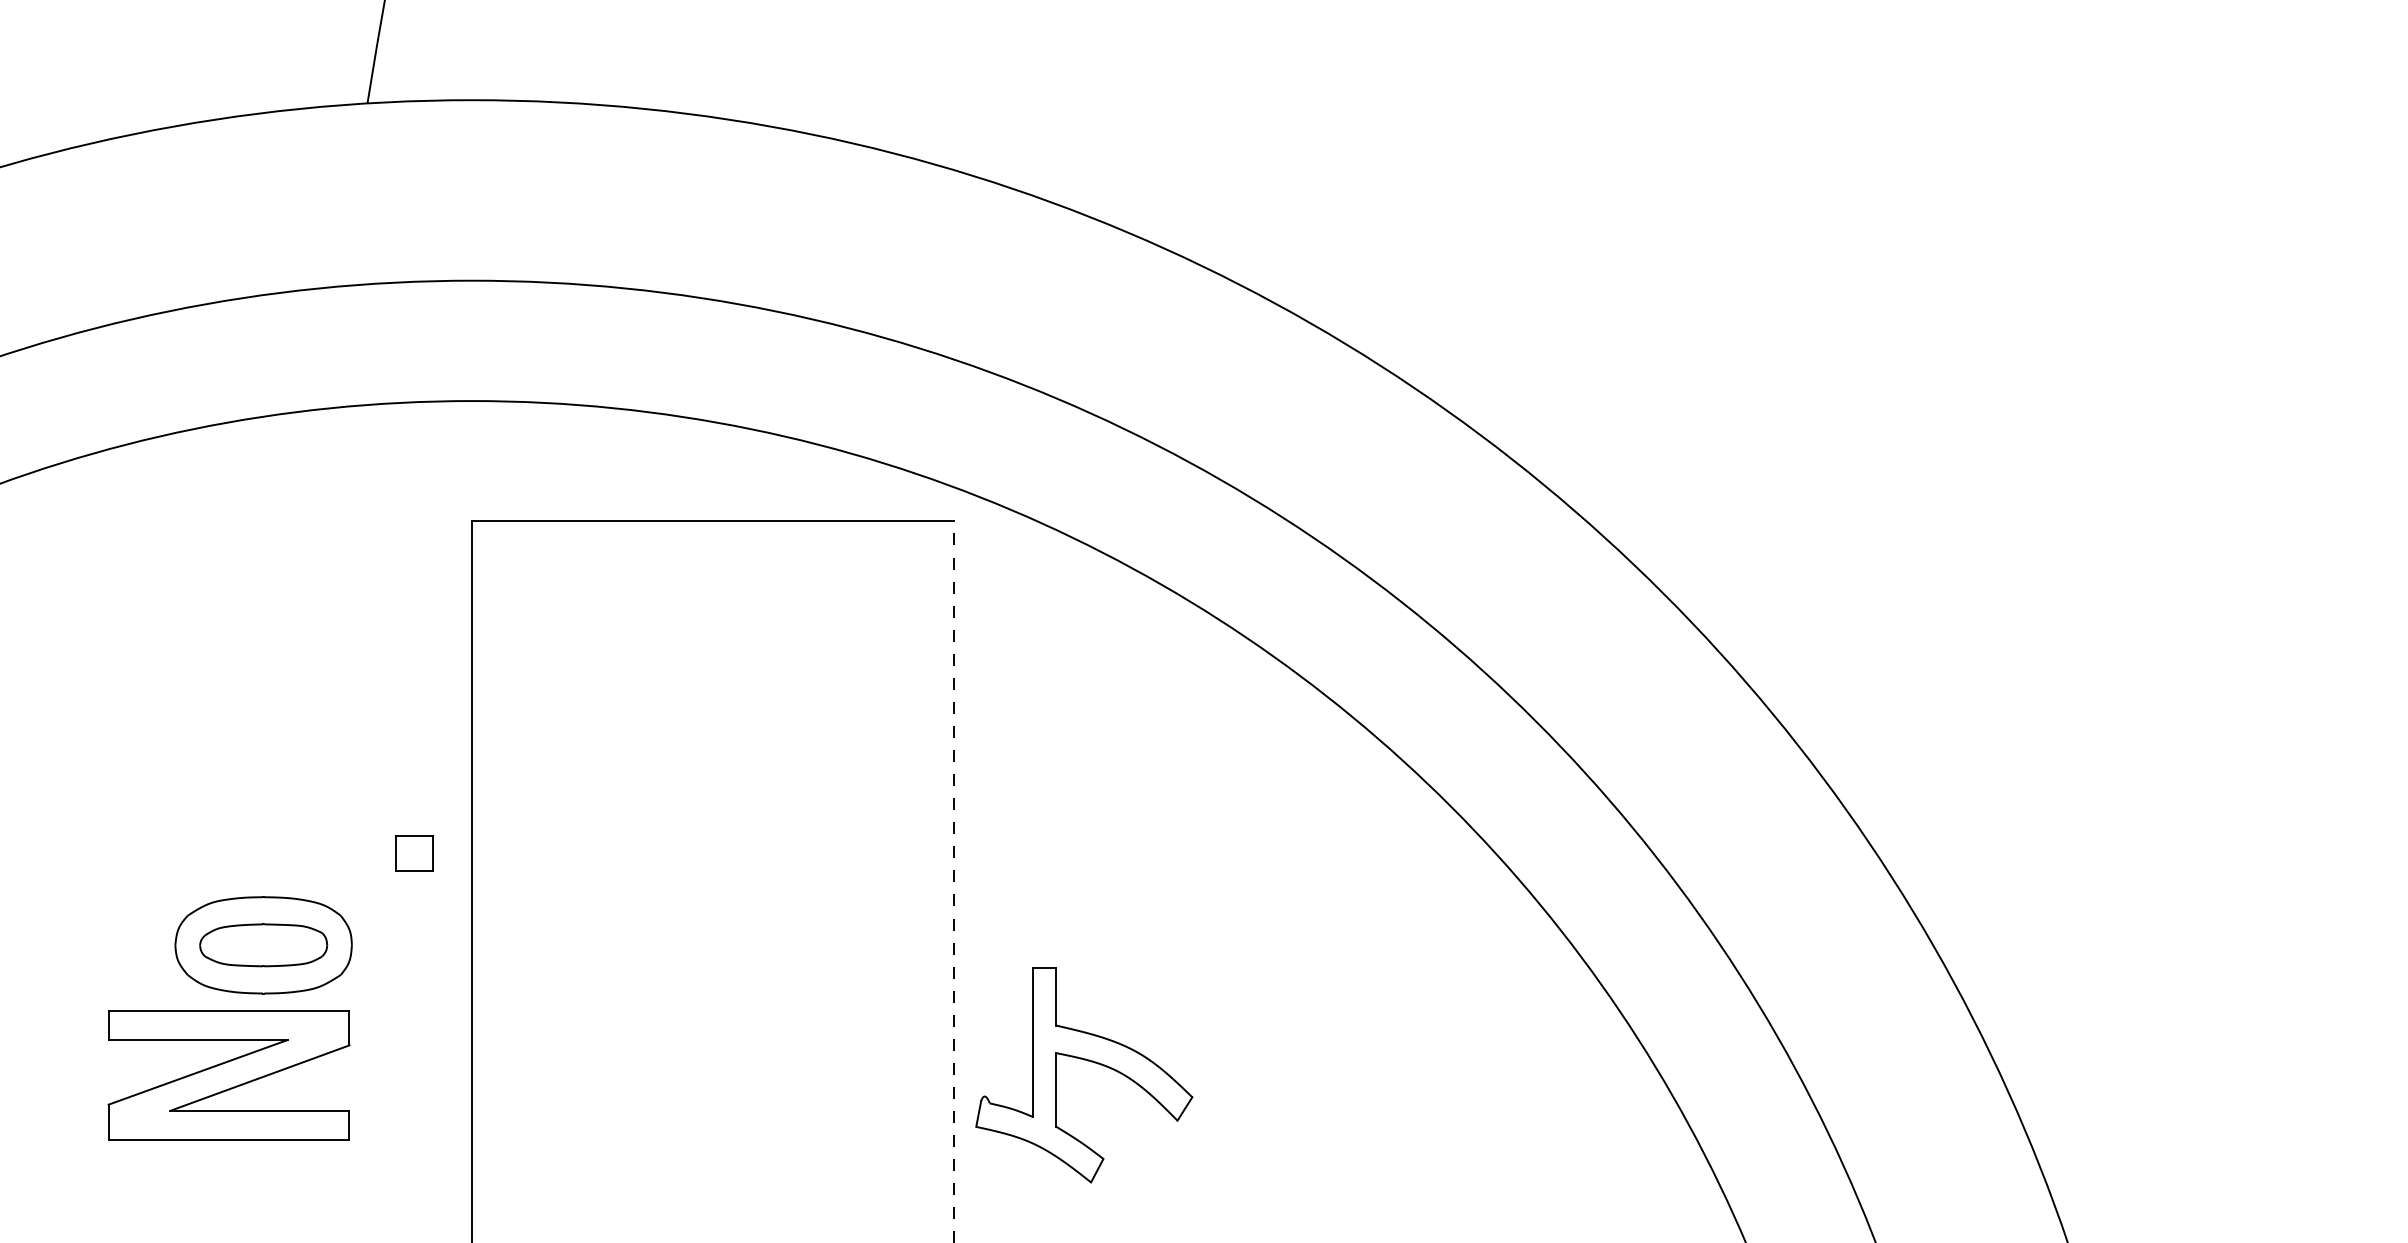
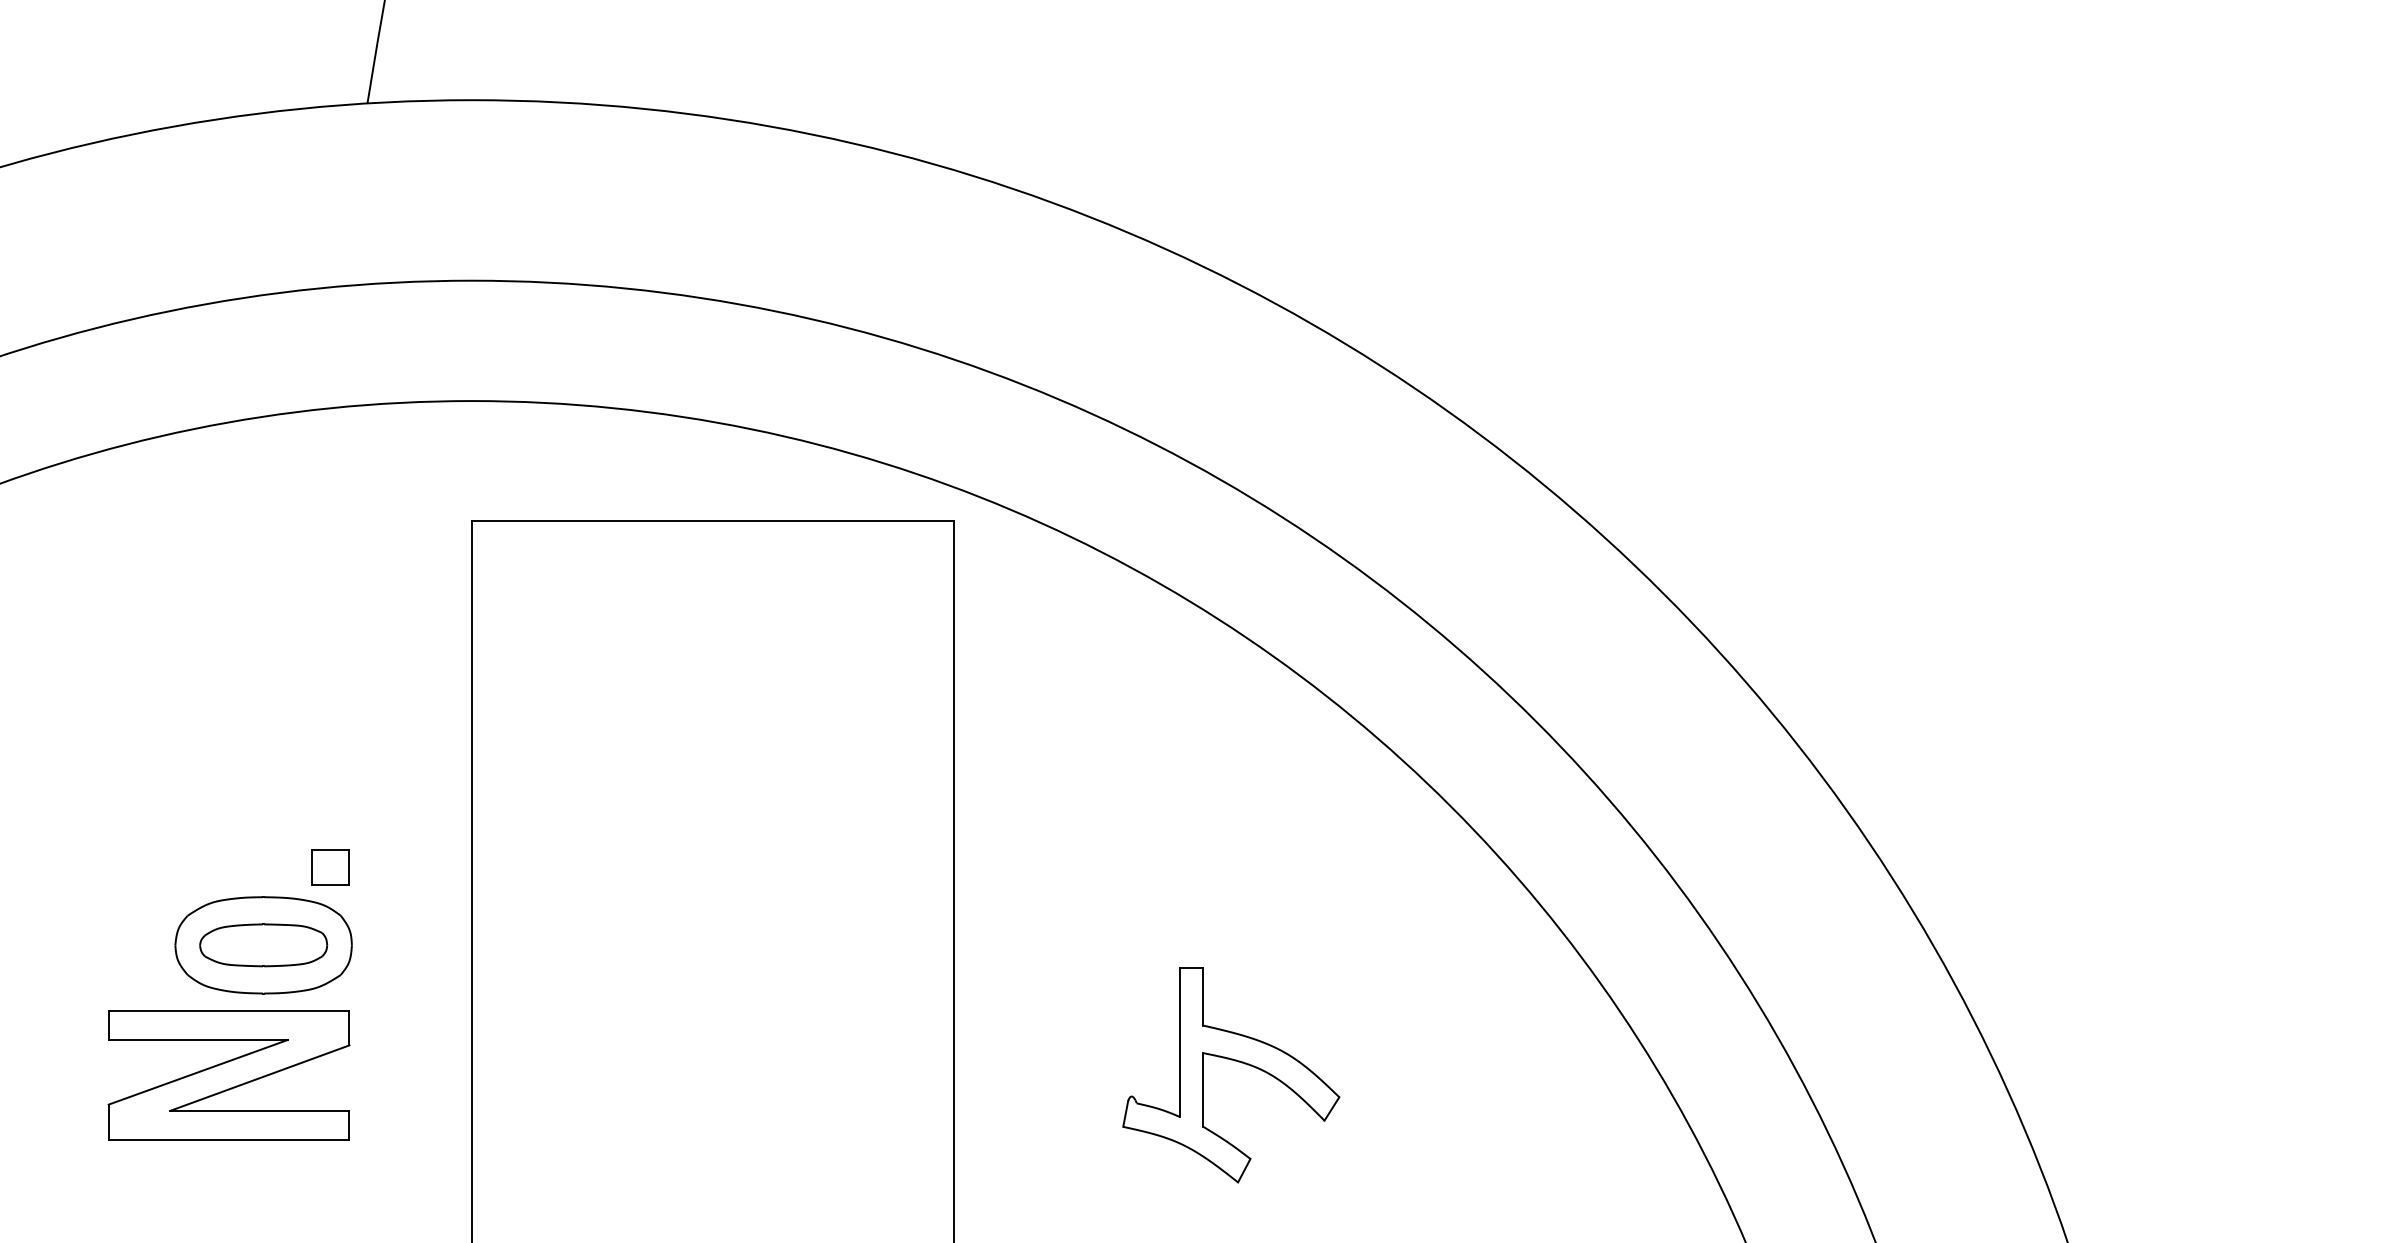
part position: (414, 853) -> (330, 867) (330, 867)
line: dashed -> solid (953, 881)
part position: (1087, 1061) -> (1234, 1061) (1234, 1061)
